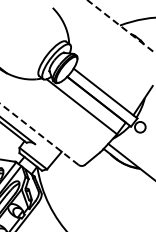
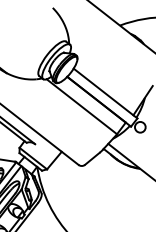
line: dashed -> solid (121, 26)
line: dashed -> solid (39, 134)
